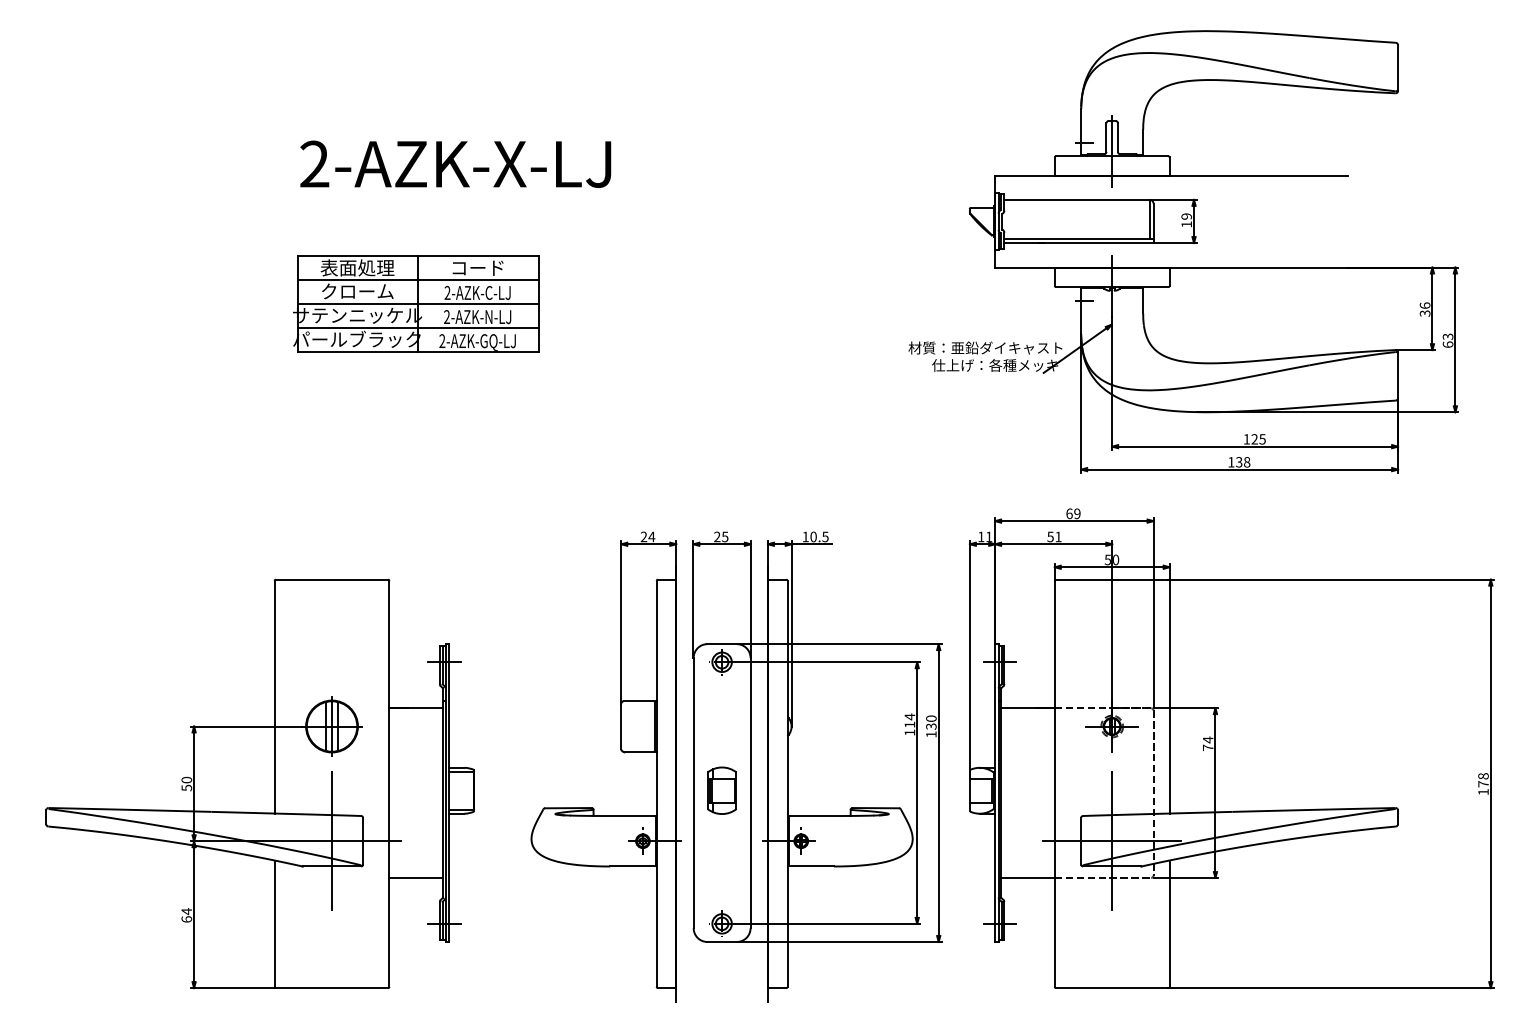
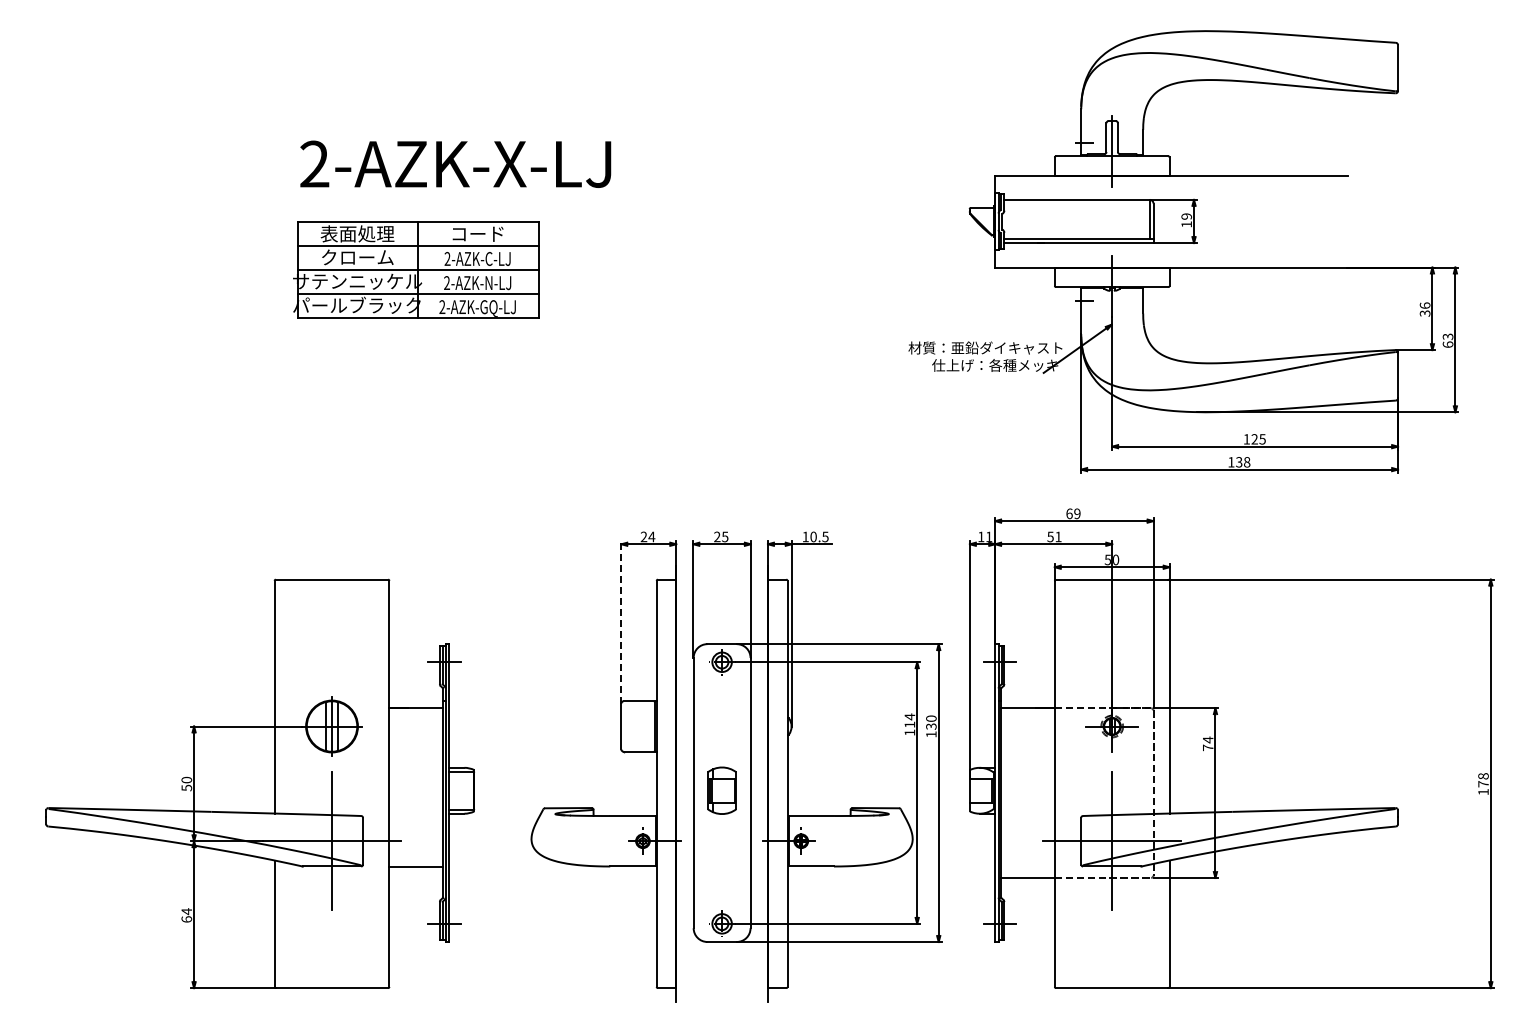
part position: (416, 303) -> (416, 269) (416, 269)
line: solid -> dashed (621, 621)
line position: (415, 877) -> (415, 866) (415, 866)
